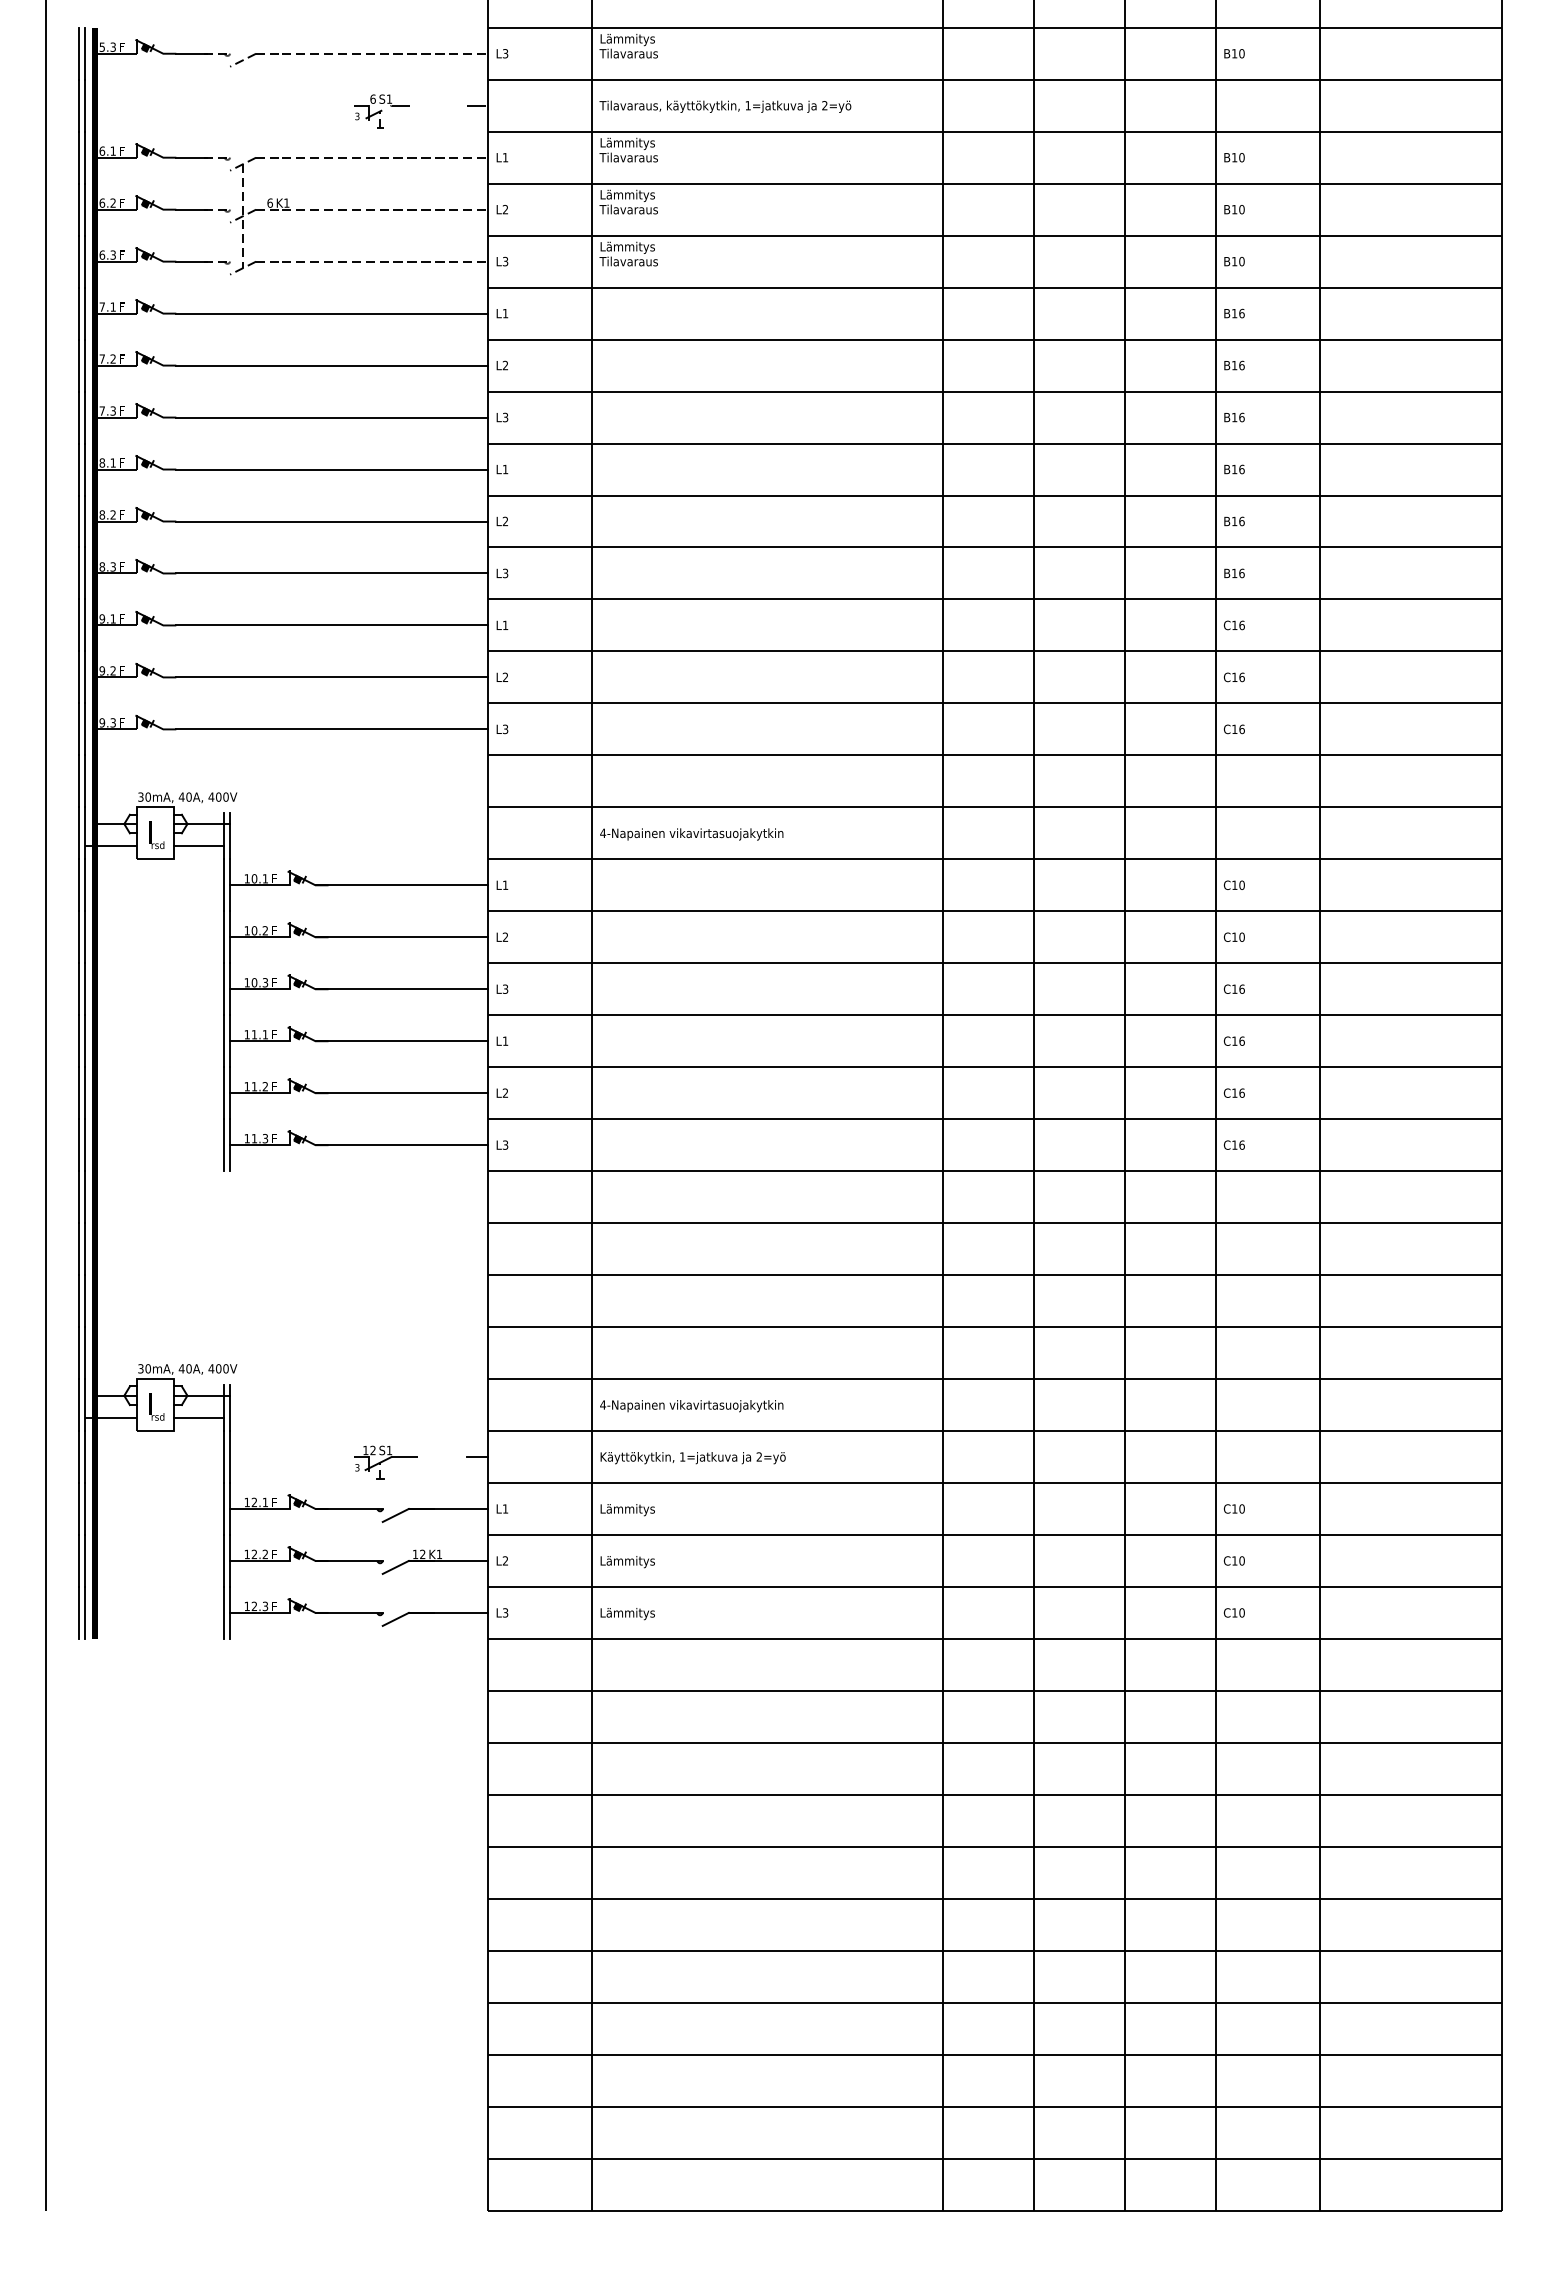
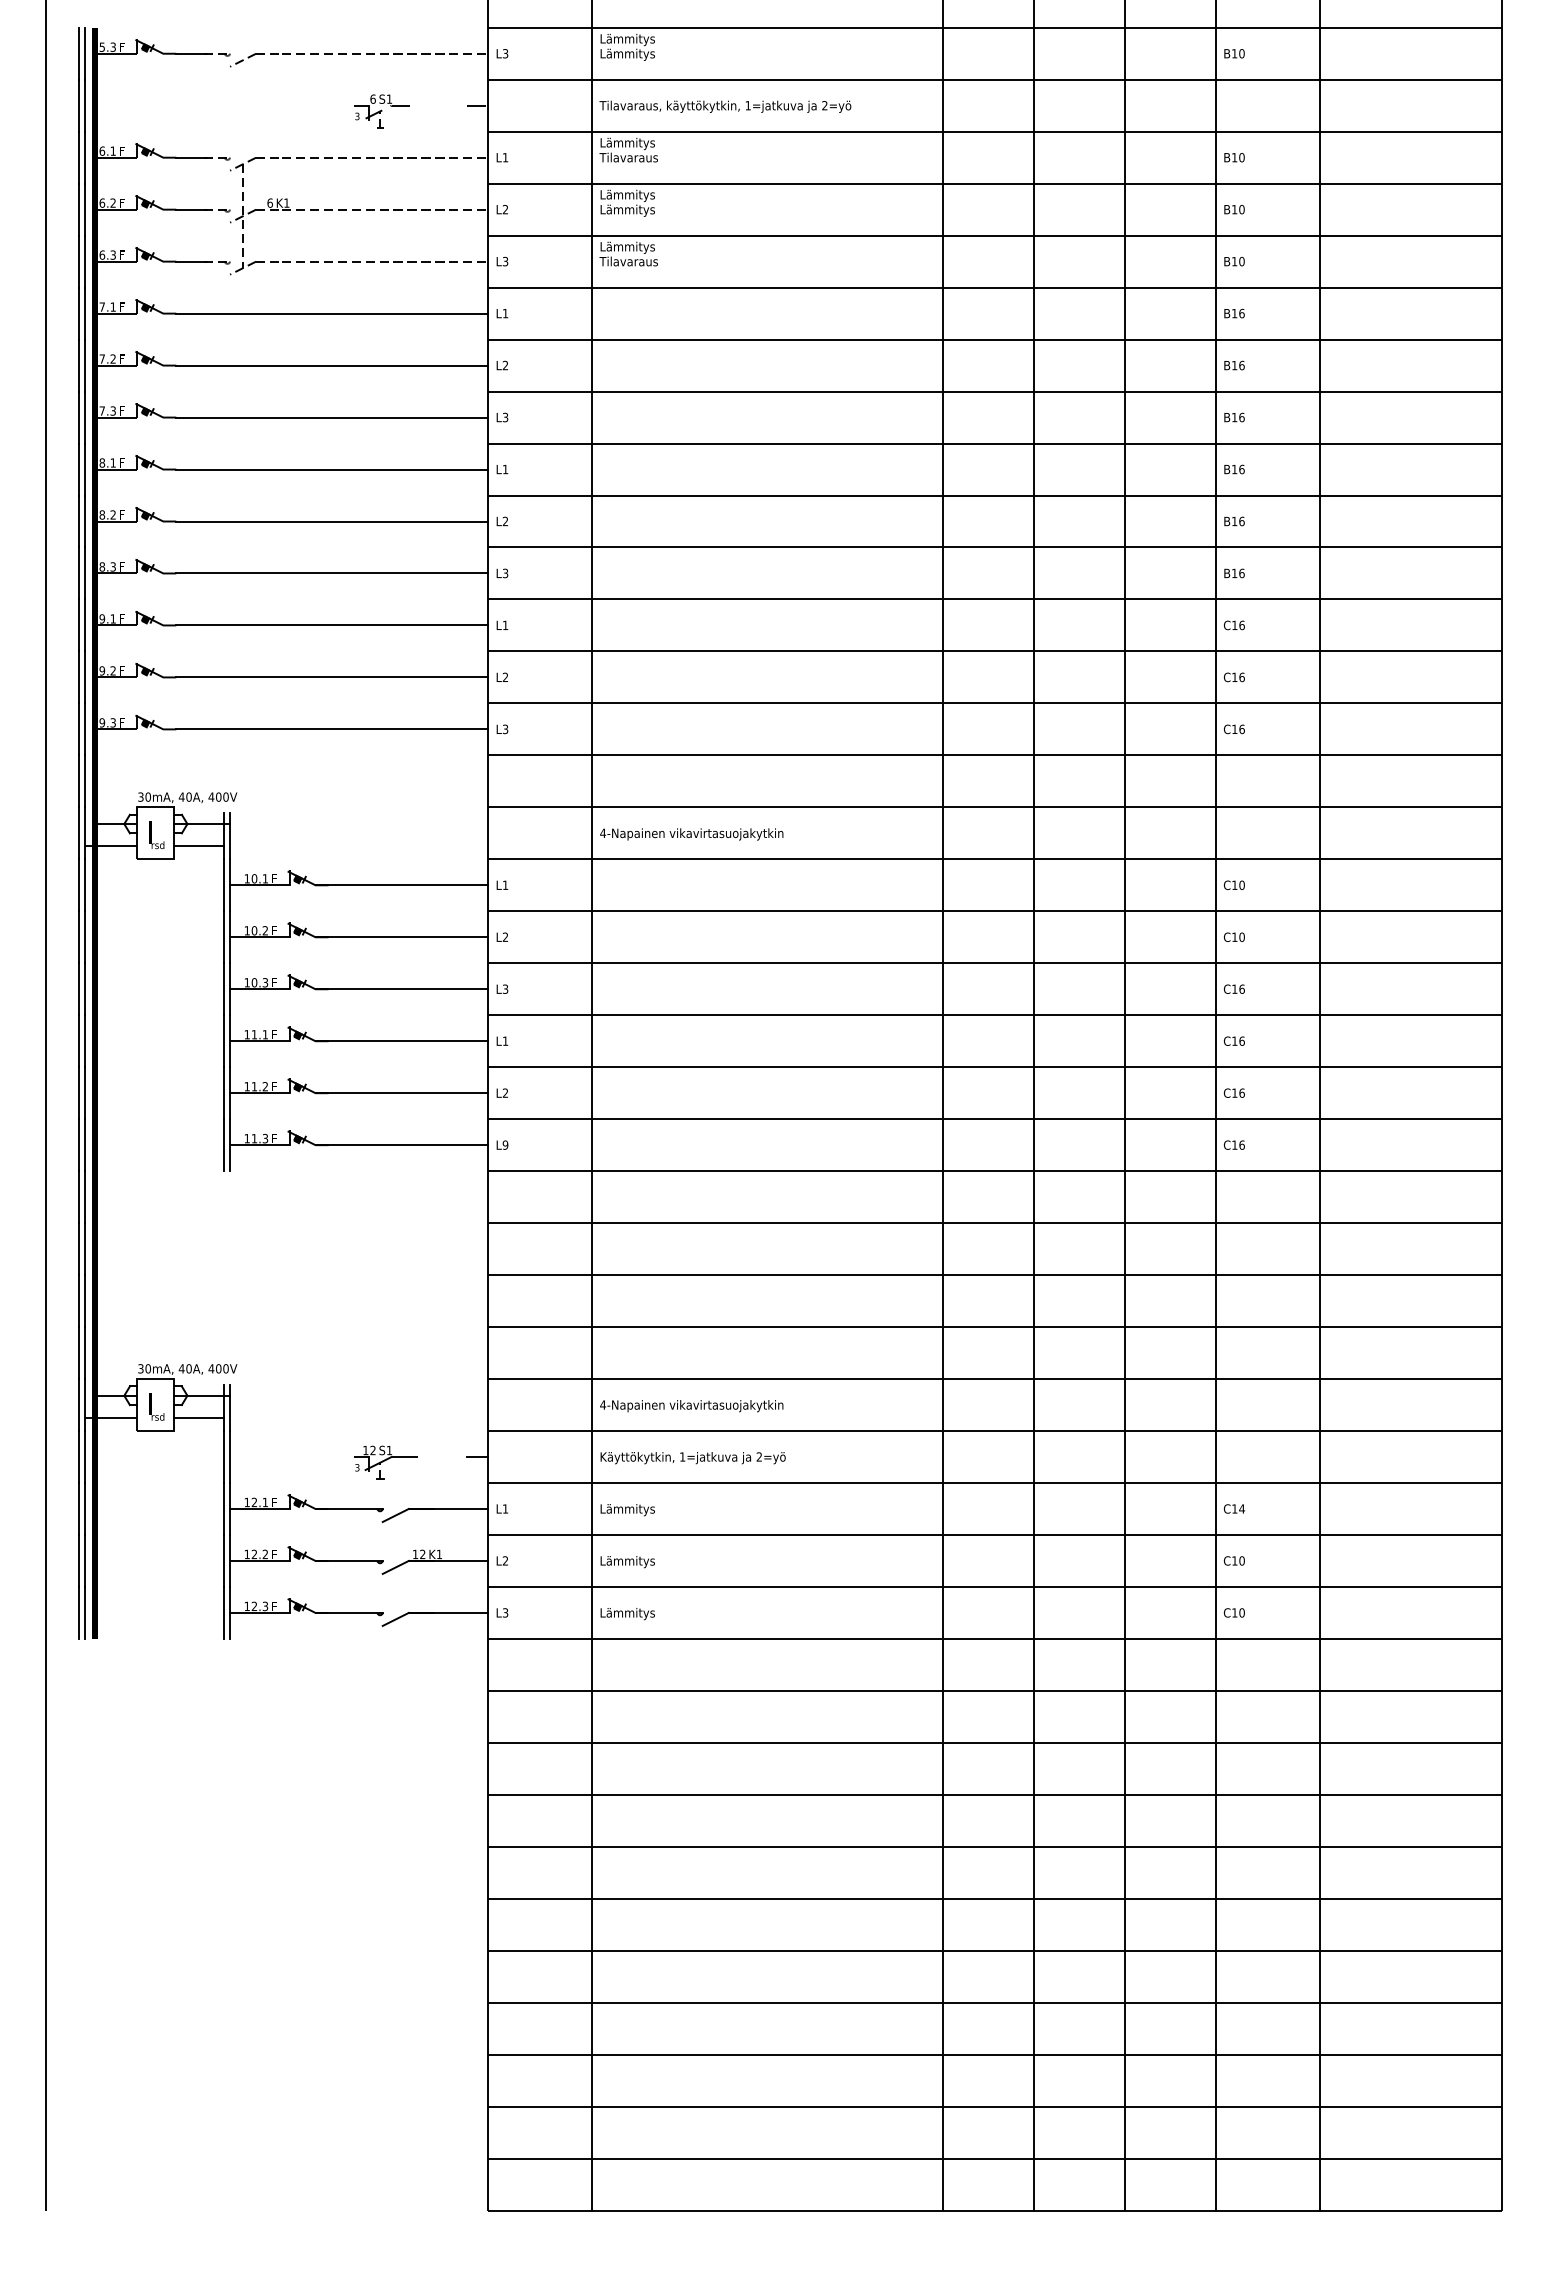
text: Tilavaraus -> Lämmitys (628, 54)
text: Tilavaraus -> Lämmitys (628, 210)
text: L3 -> L9 (505, 1144)
text: C10 -> C14 (1241, 1508)
